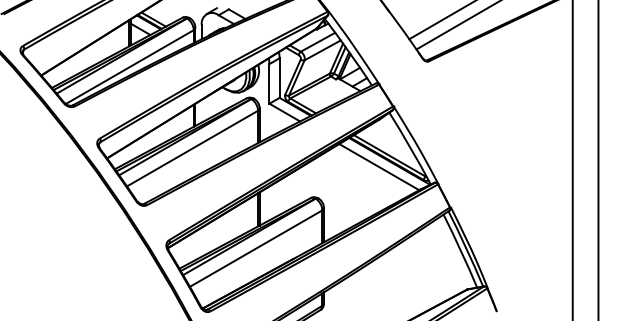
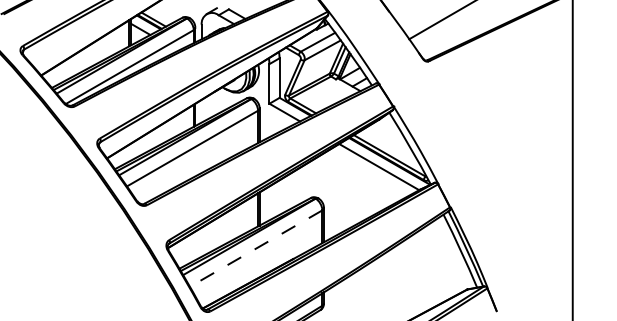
line: present -> none (457, 25)
line: present -> none (598, 159)
line: solid -> dashed (255, 248)
